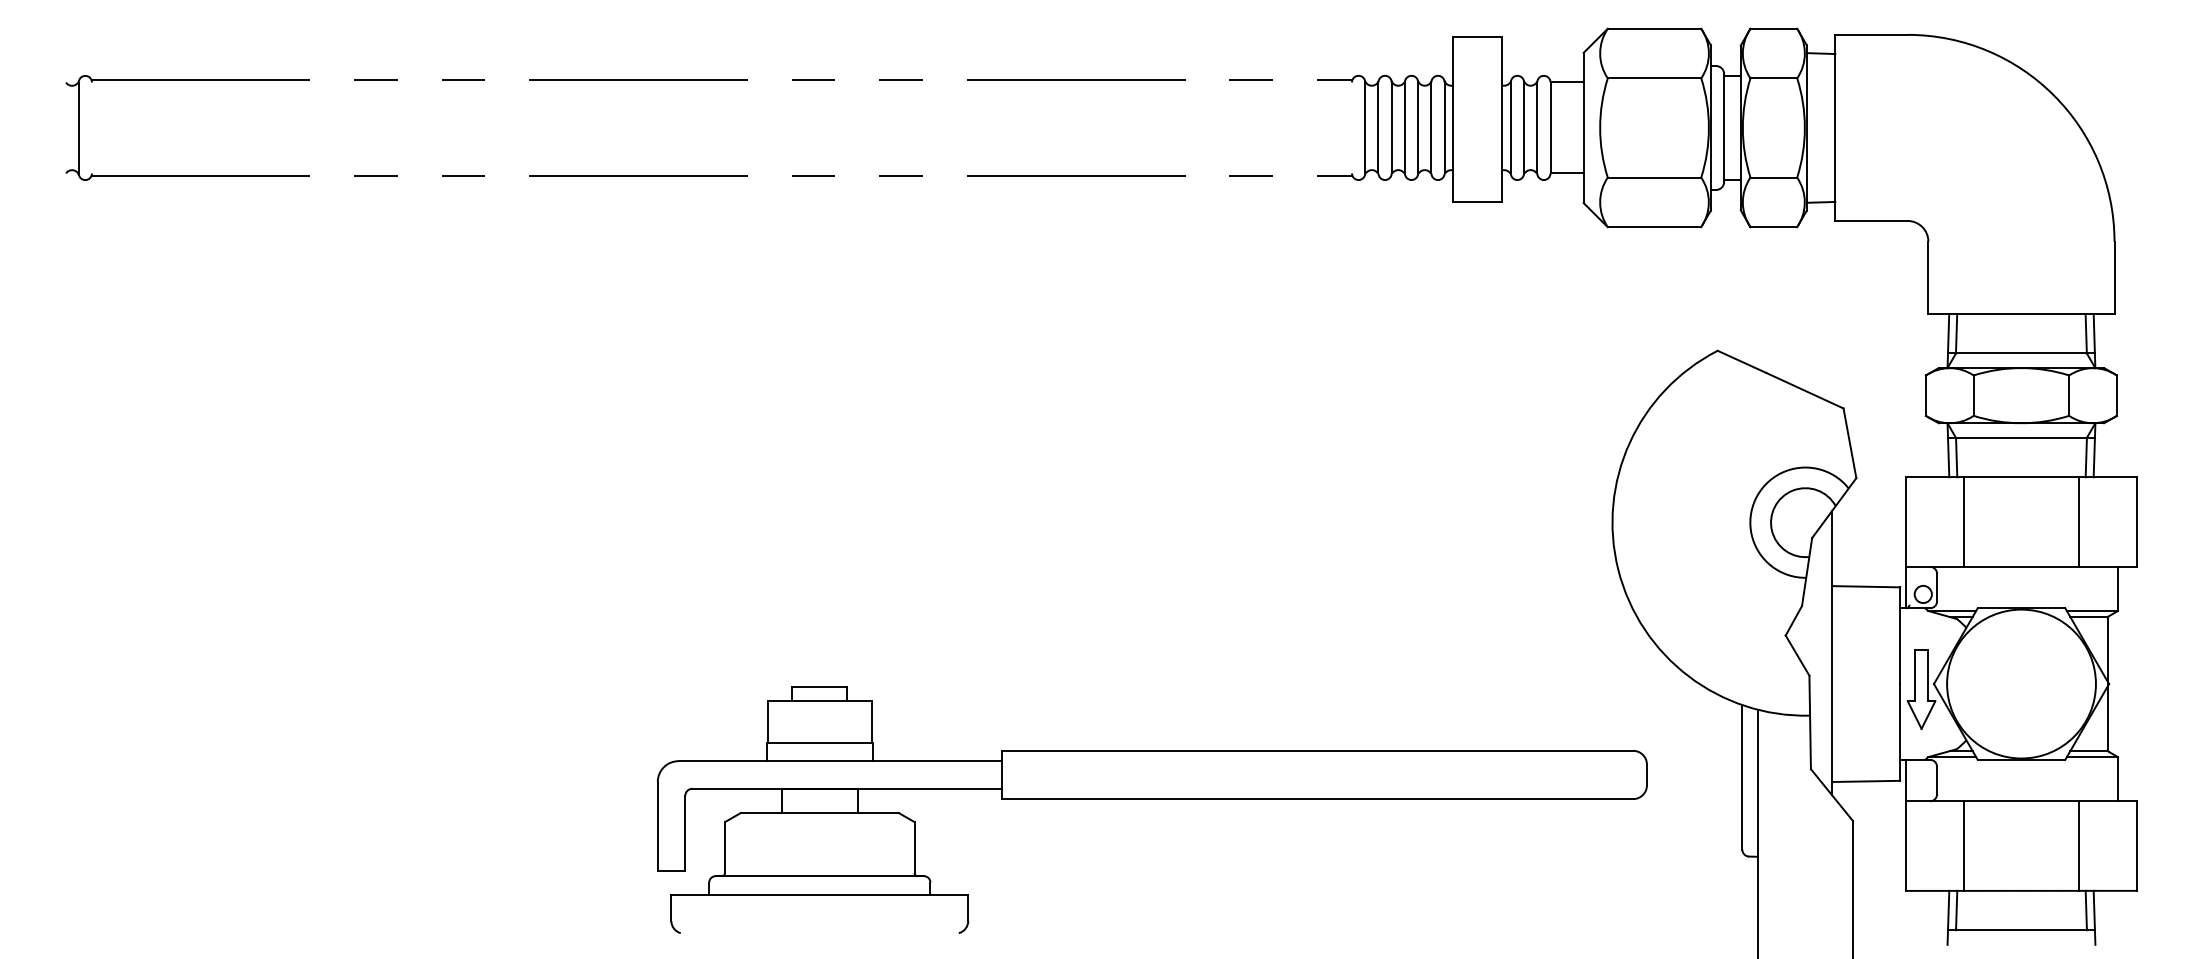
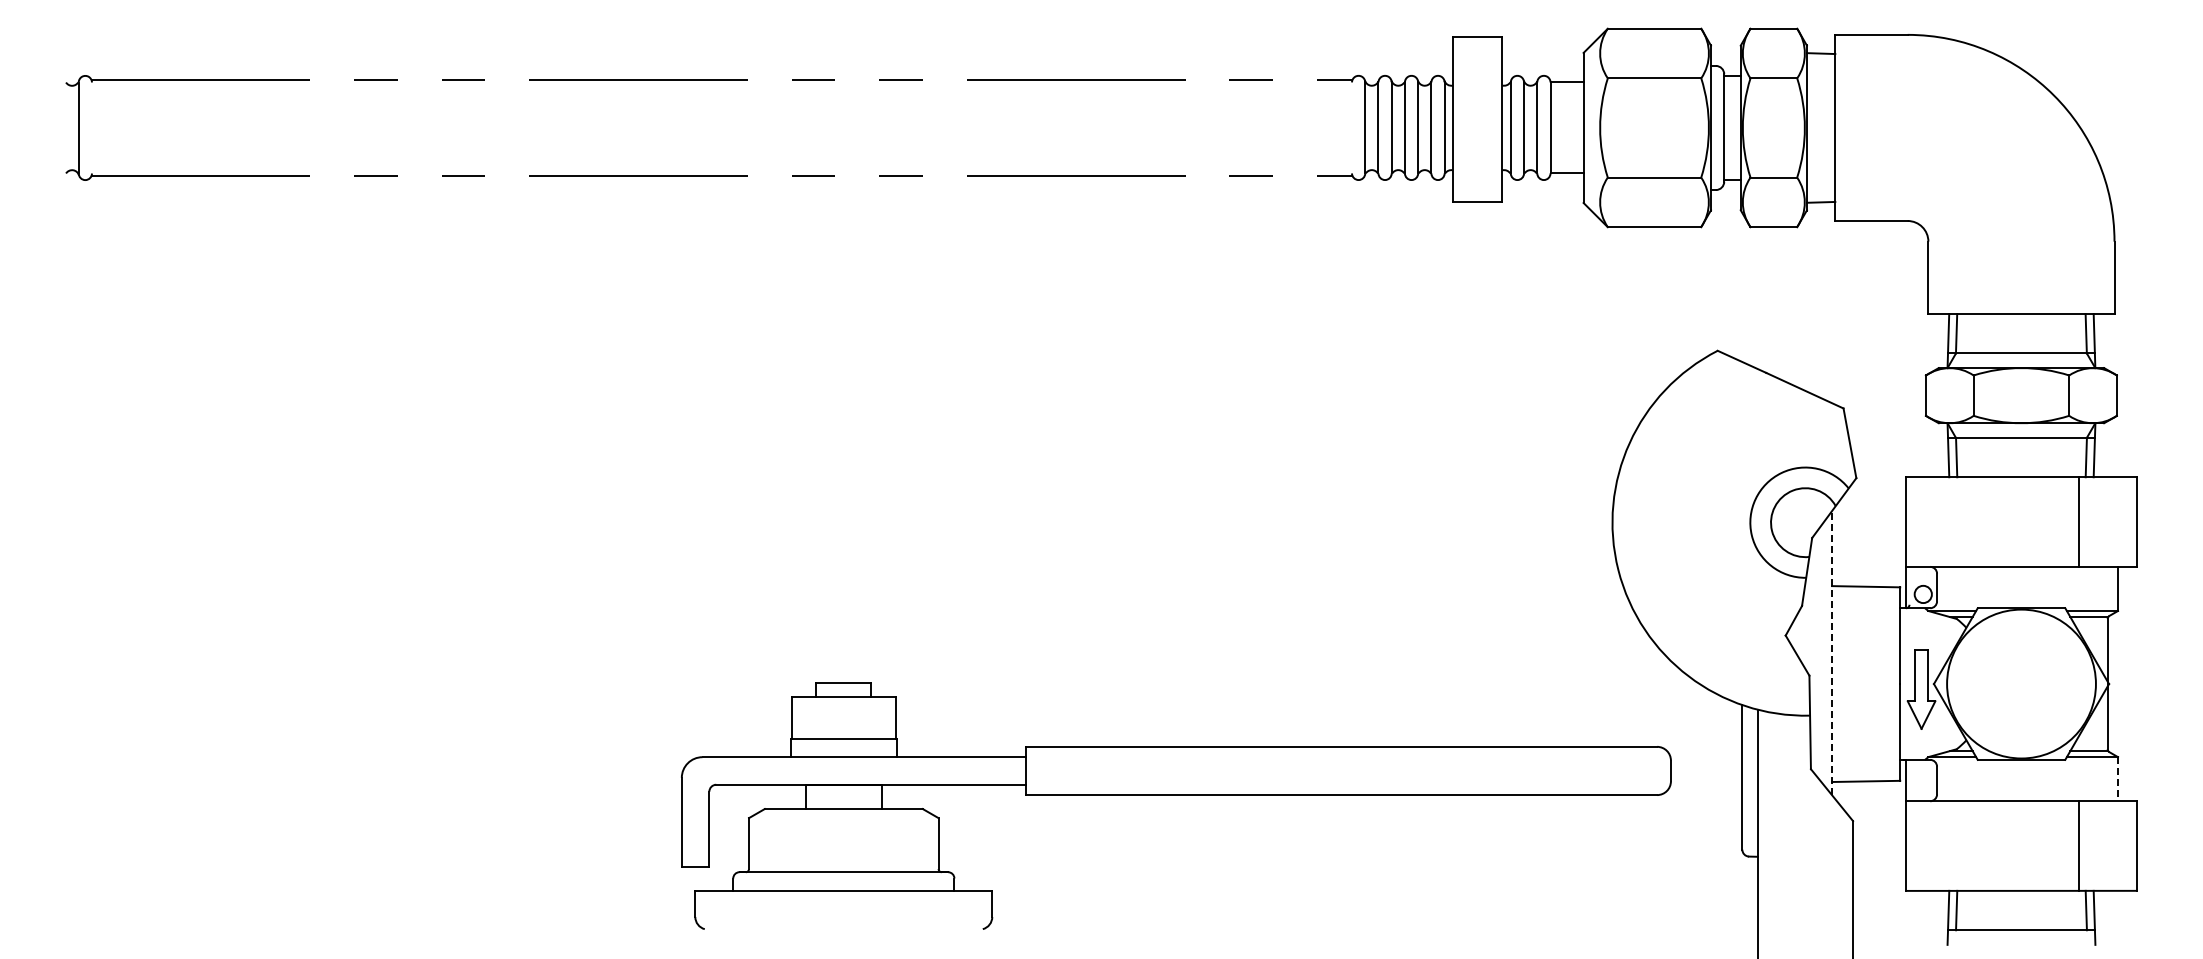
line: present -> none (1963, 521)
line: solid -> dashed (1831, 653)
line: solid -> dashed (2118, 779)
part position: (1152, 799) -> (1176, 795) (1176, 795)
line: present -> none (1963, 845)
